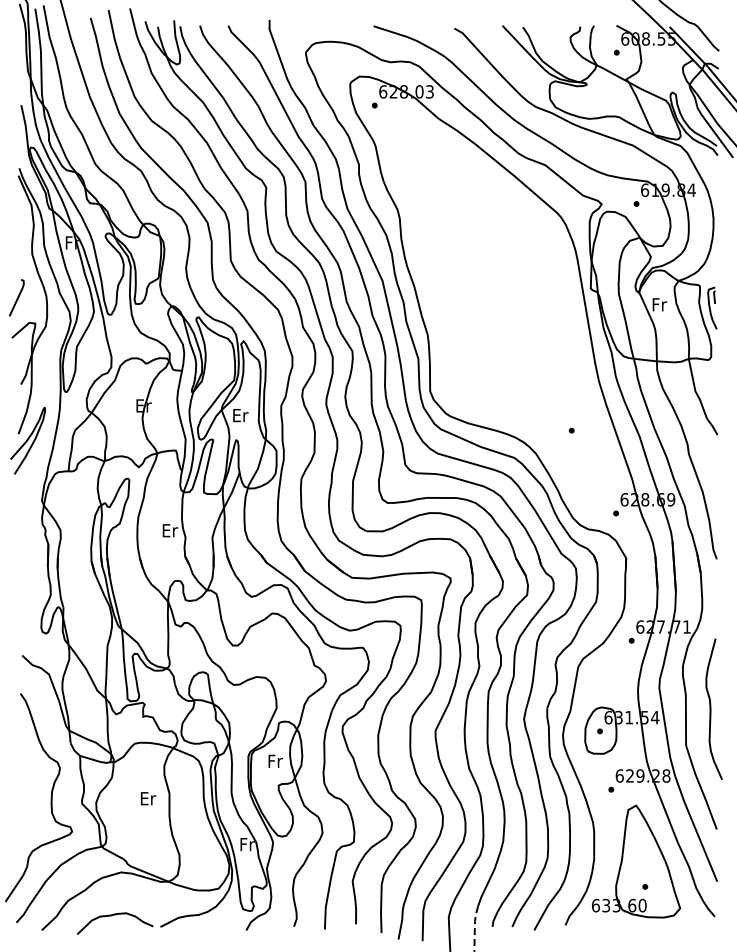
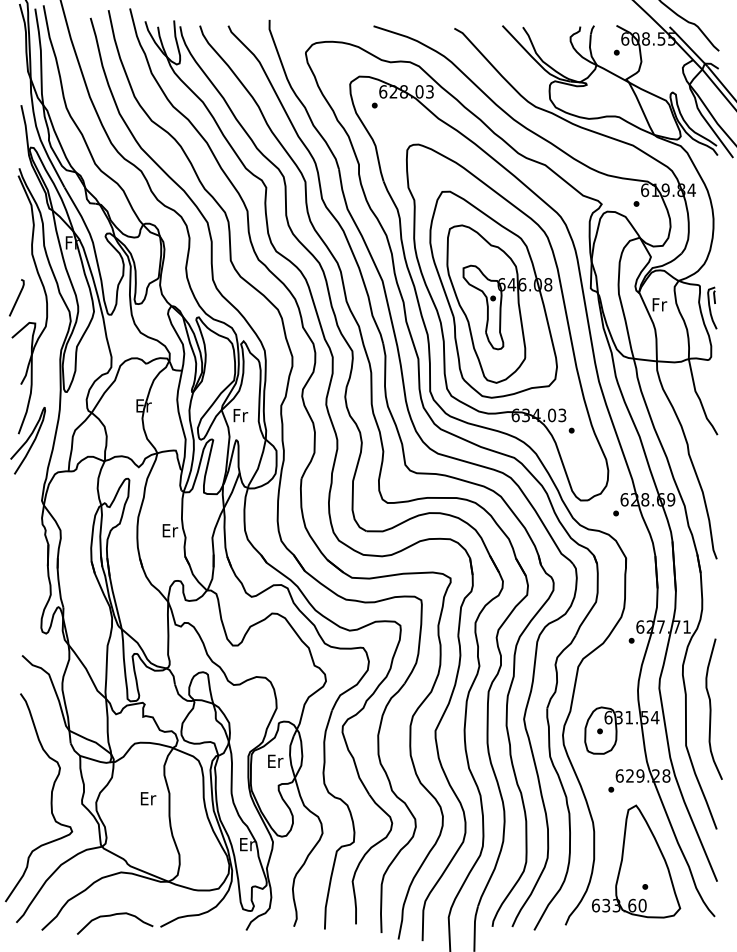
part: none -> present (507, 322)
text: Er -> Fr (240, 415)
text: Fr -> Er (275, 760)
text: Fr -> Er (246, 844)
line: dashed -> solid (474, 927)
